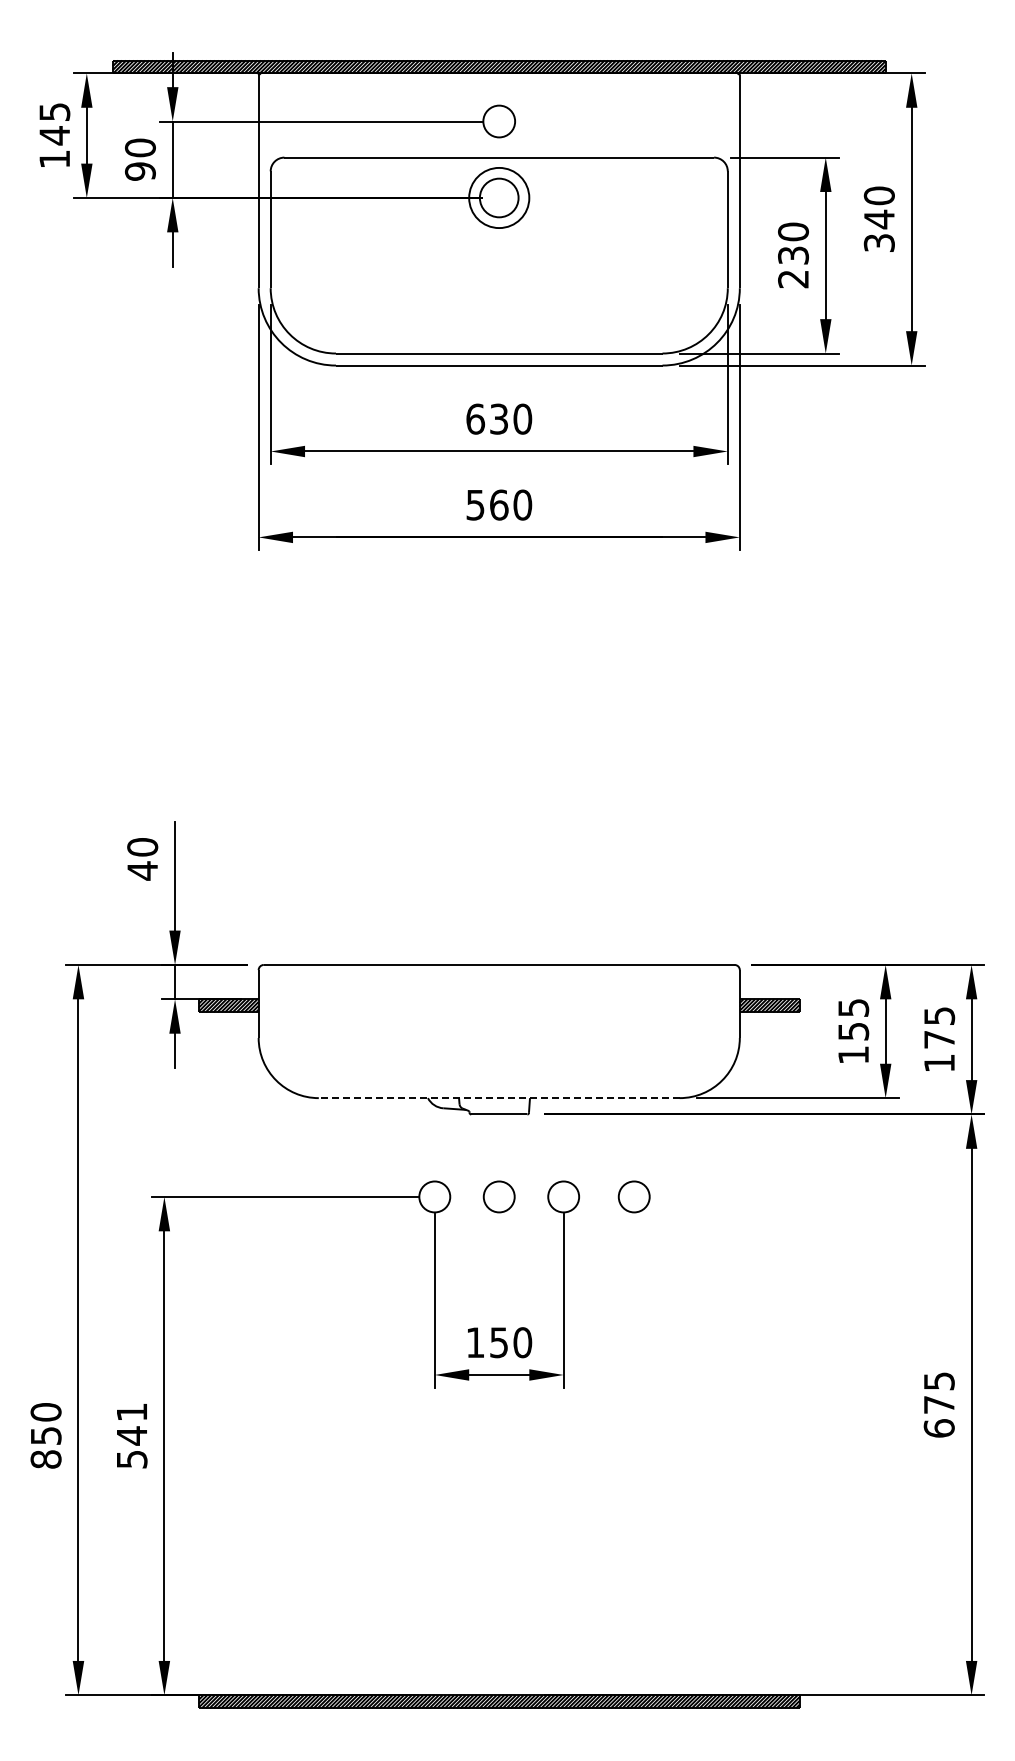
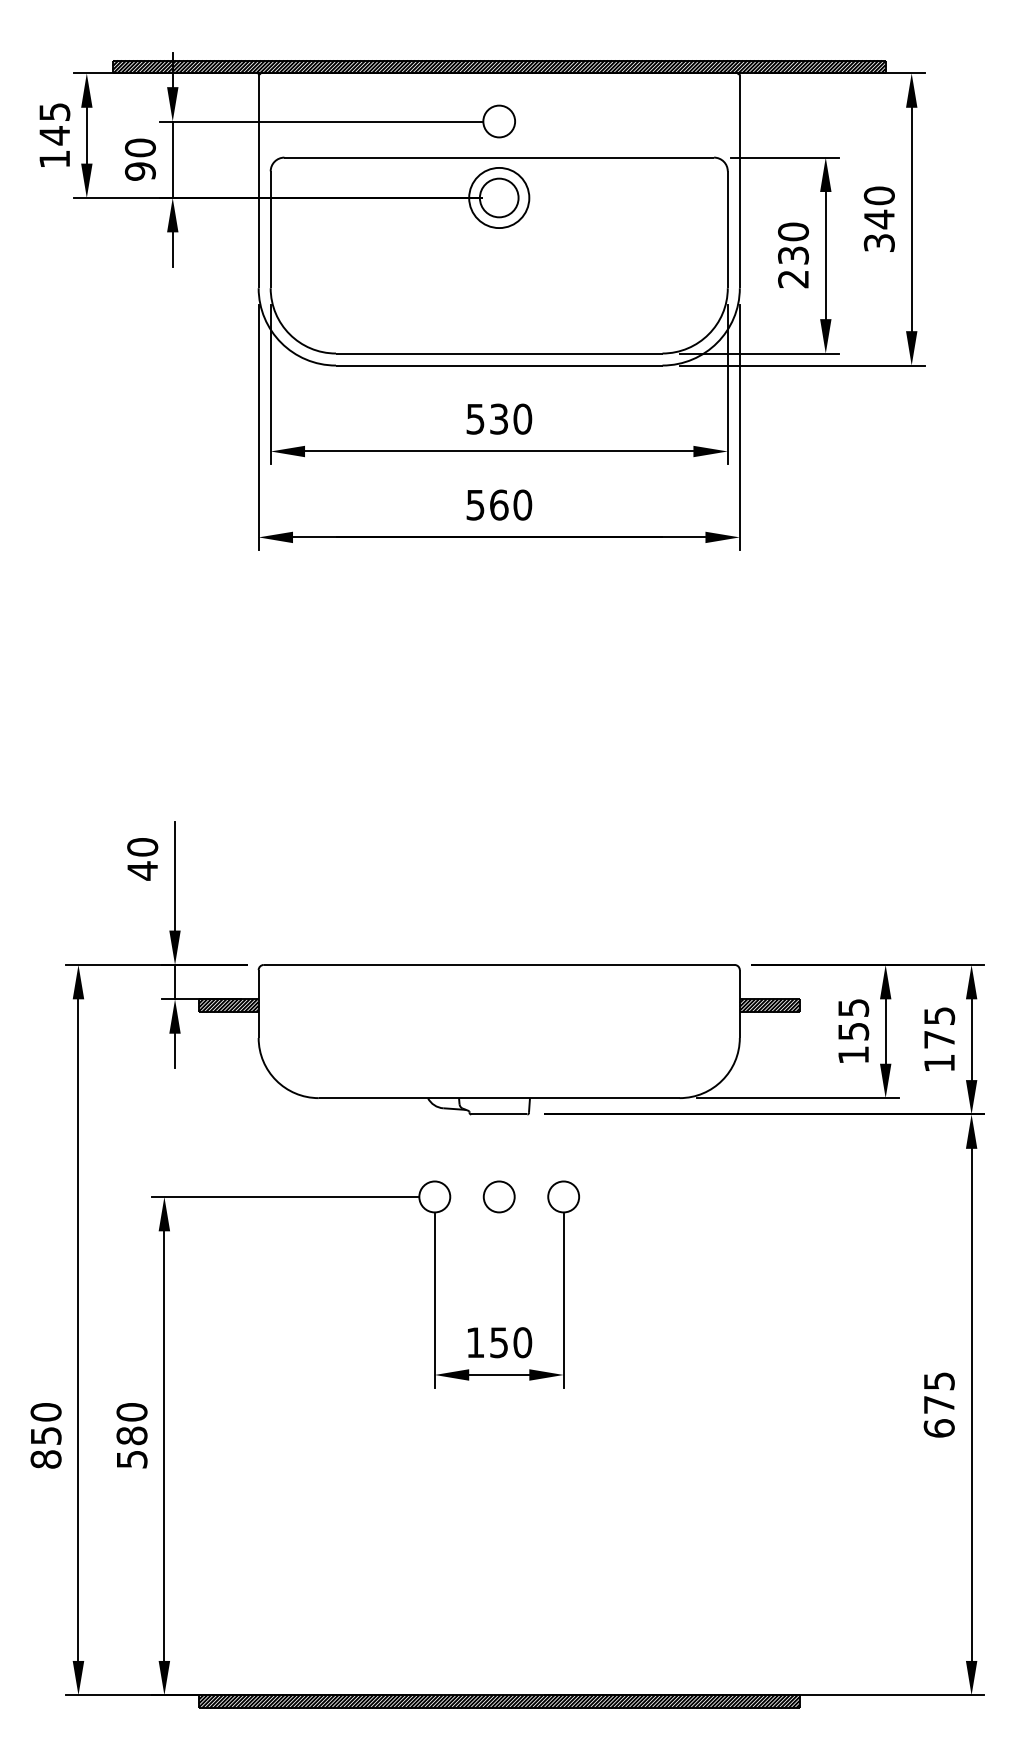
text: 630 -> 530 (475, 418)
line: dashed -> solid (498, 1098)
circle: present -> none (633, 1196)
text: 541 -> 580 (131, 1424)
